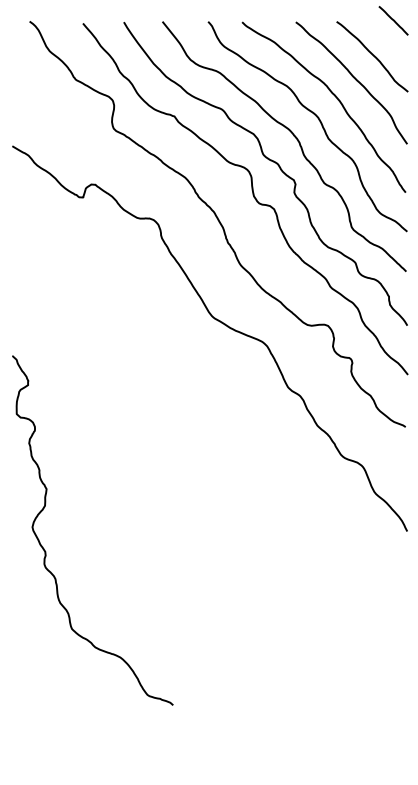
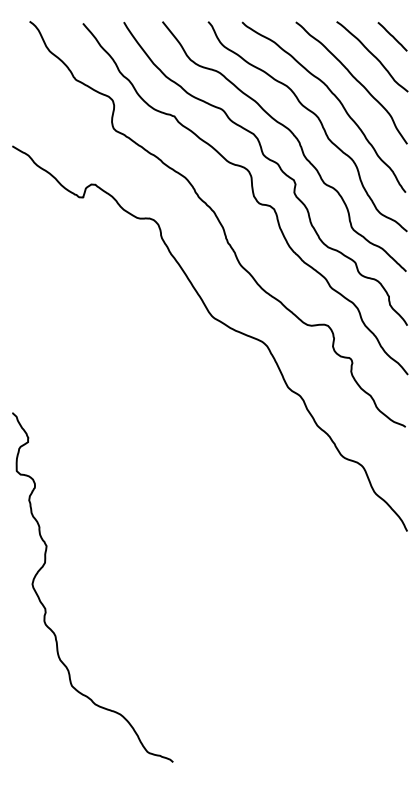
line position: (393, 20) -> (392, 36) (392, 36)
curve position: (46, 551) -> (46, 608) (46, 608)
